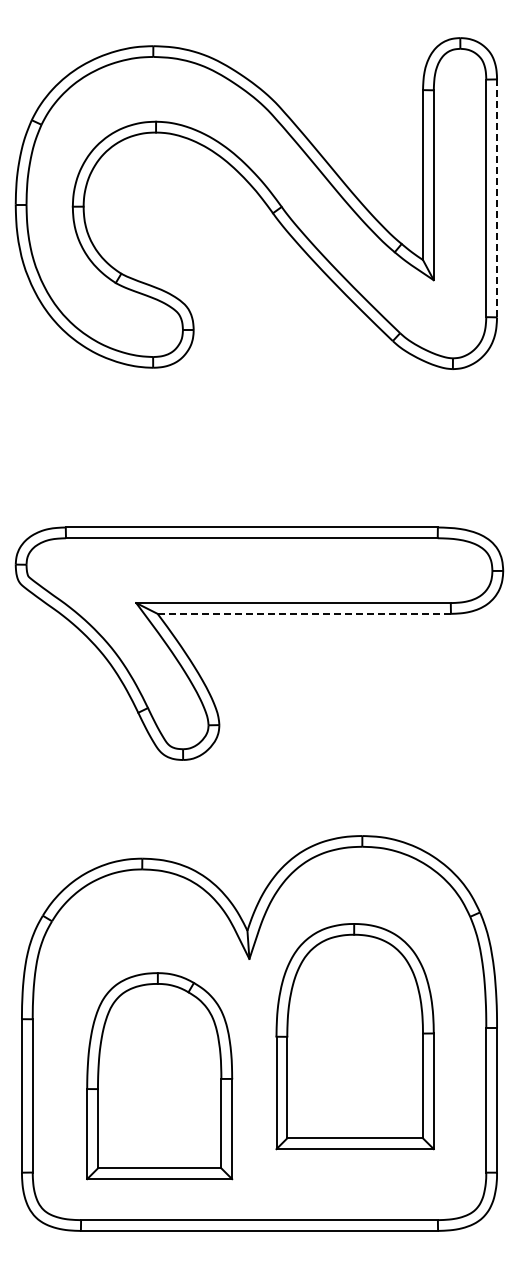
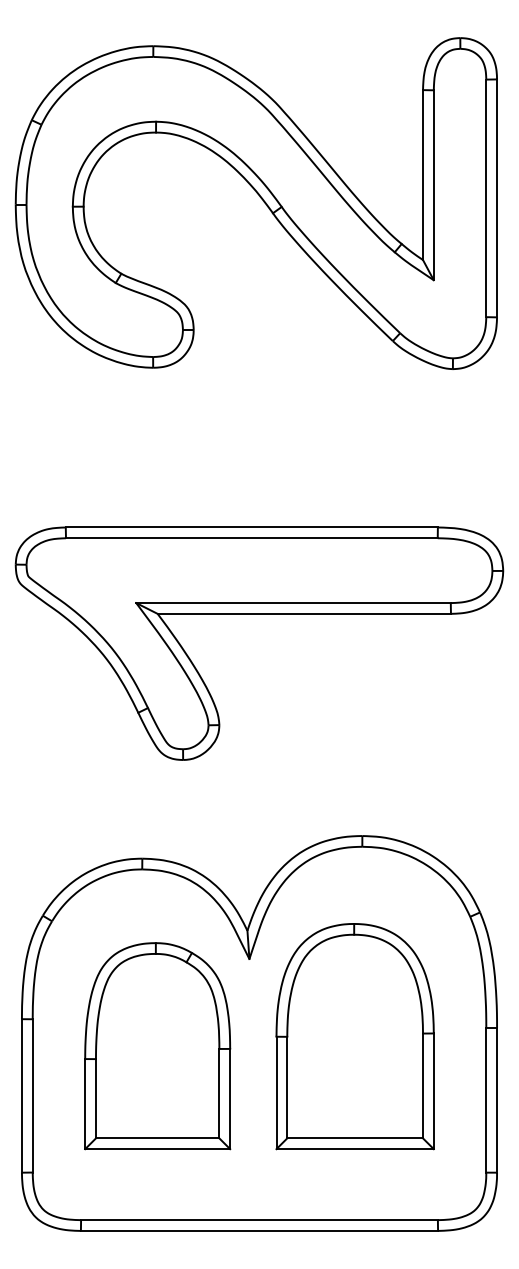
line: dashed -> solid (497, 198)
line: dashed -> solid (304, 613)
part position: (159, 1076) -> (157, 1046) (157, 1046)
